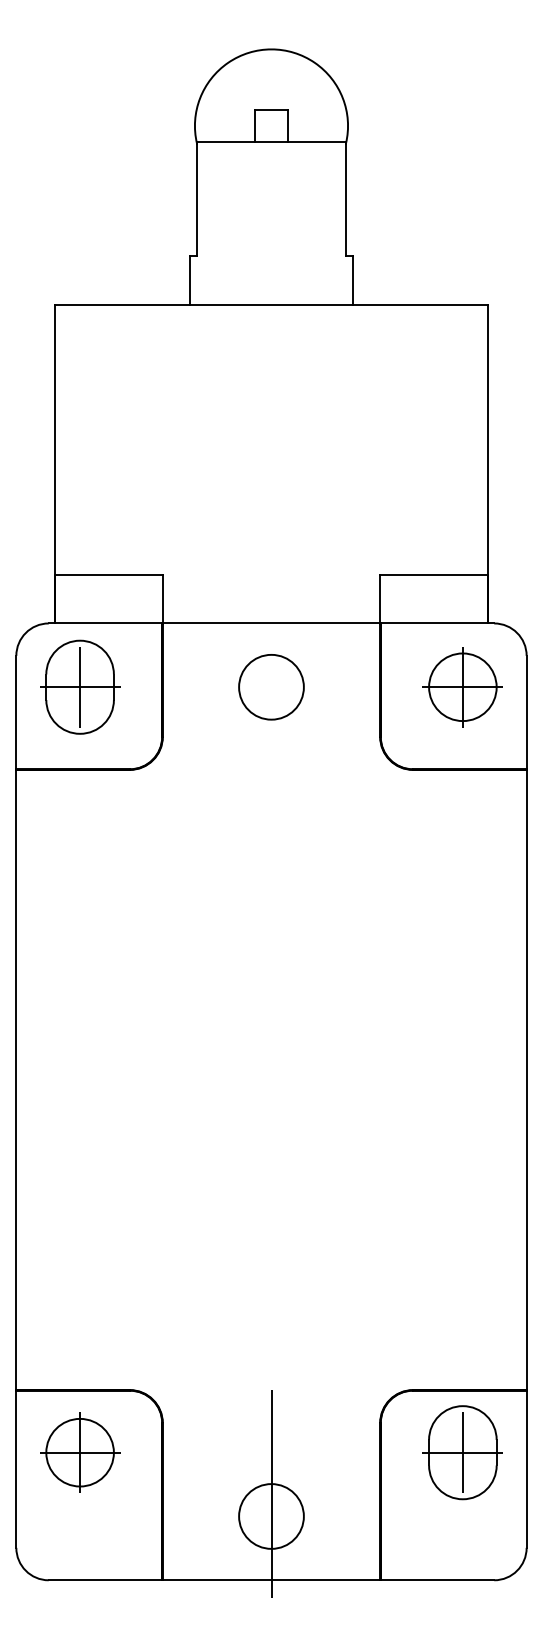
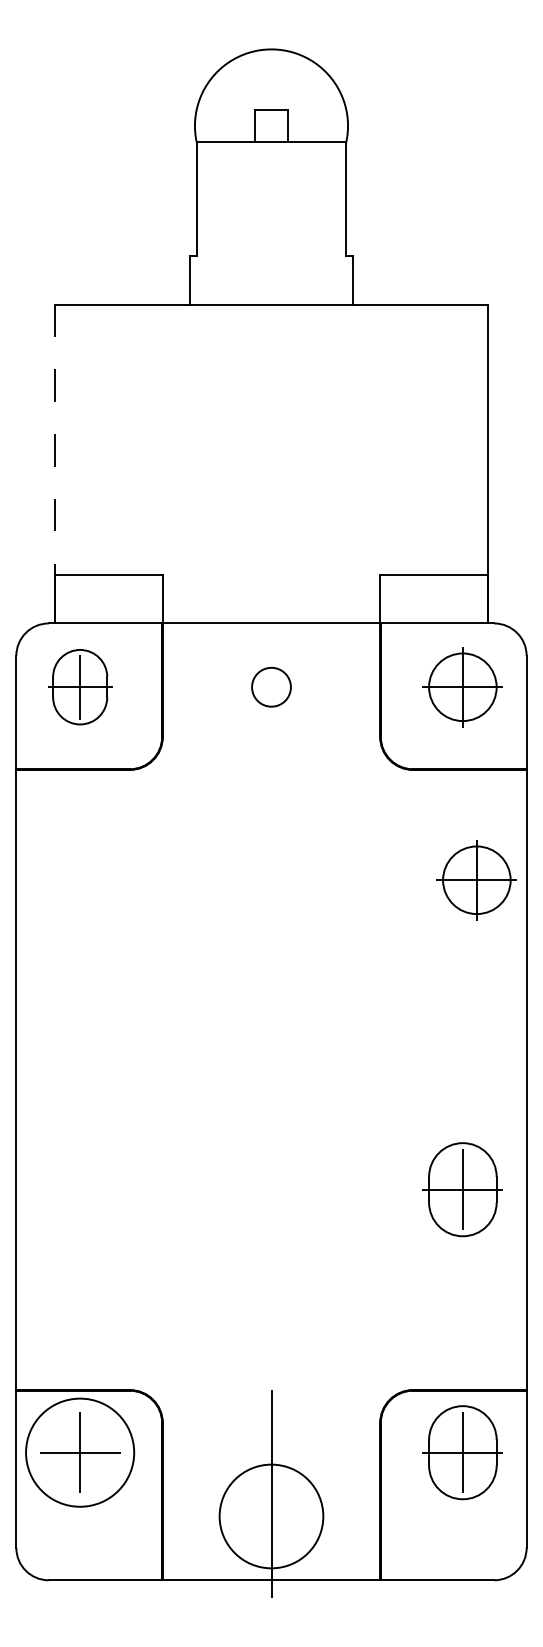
line: solid -> dashed (54, 440)
part size: 81x96 px -> 65x77 px (80, 687)
circle diameter: 65 px -> 39 px (271, 686)
part: none -> present (476, 880)
part: none -> present (462, 1189)
circle diameter: 68 px -> 108 px (80, 1452)
circle diameter: 65 px -> 104 px (271, 1516)
